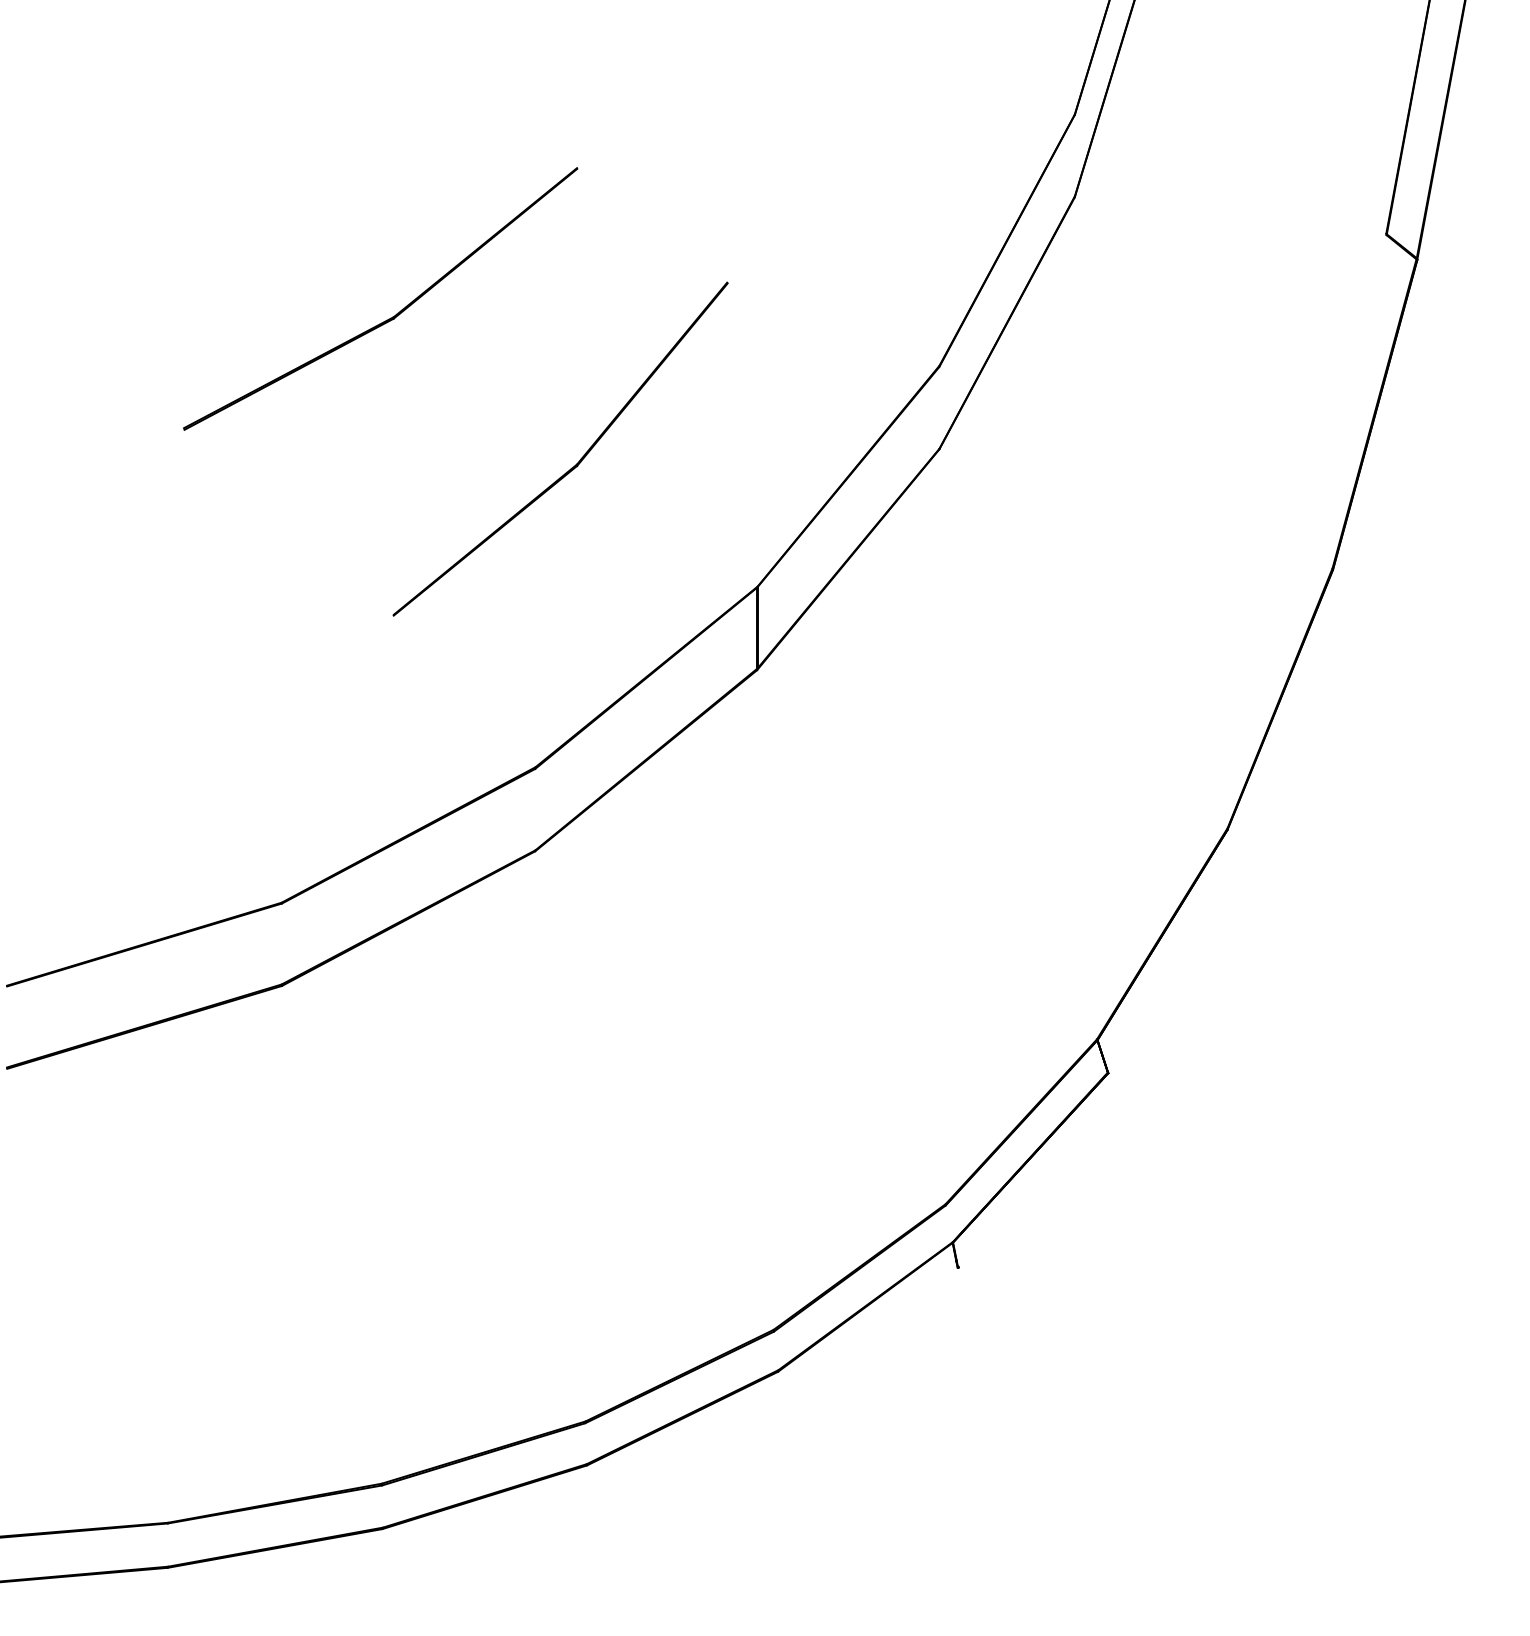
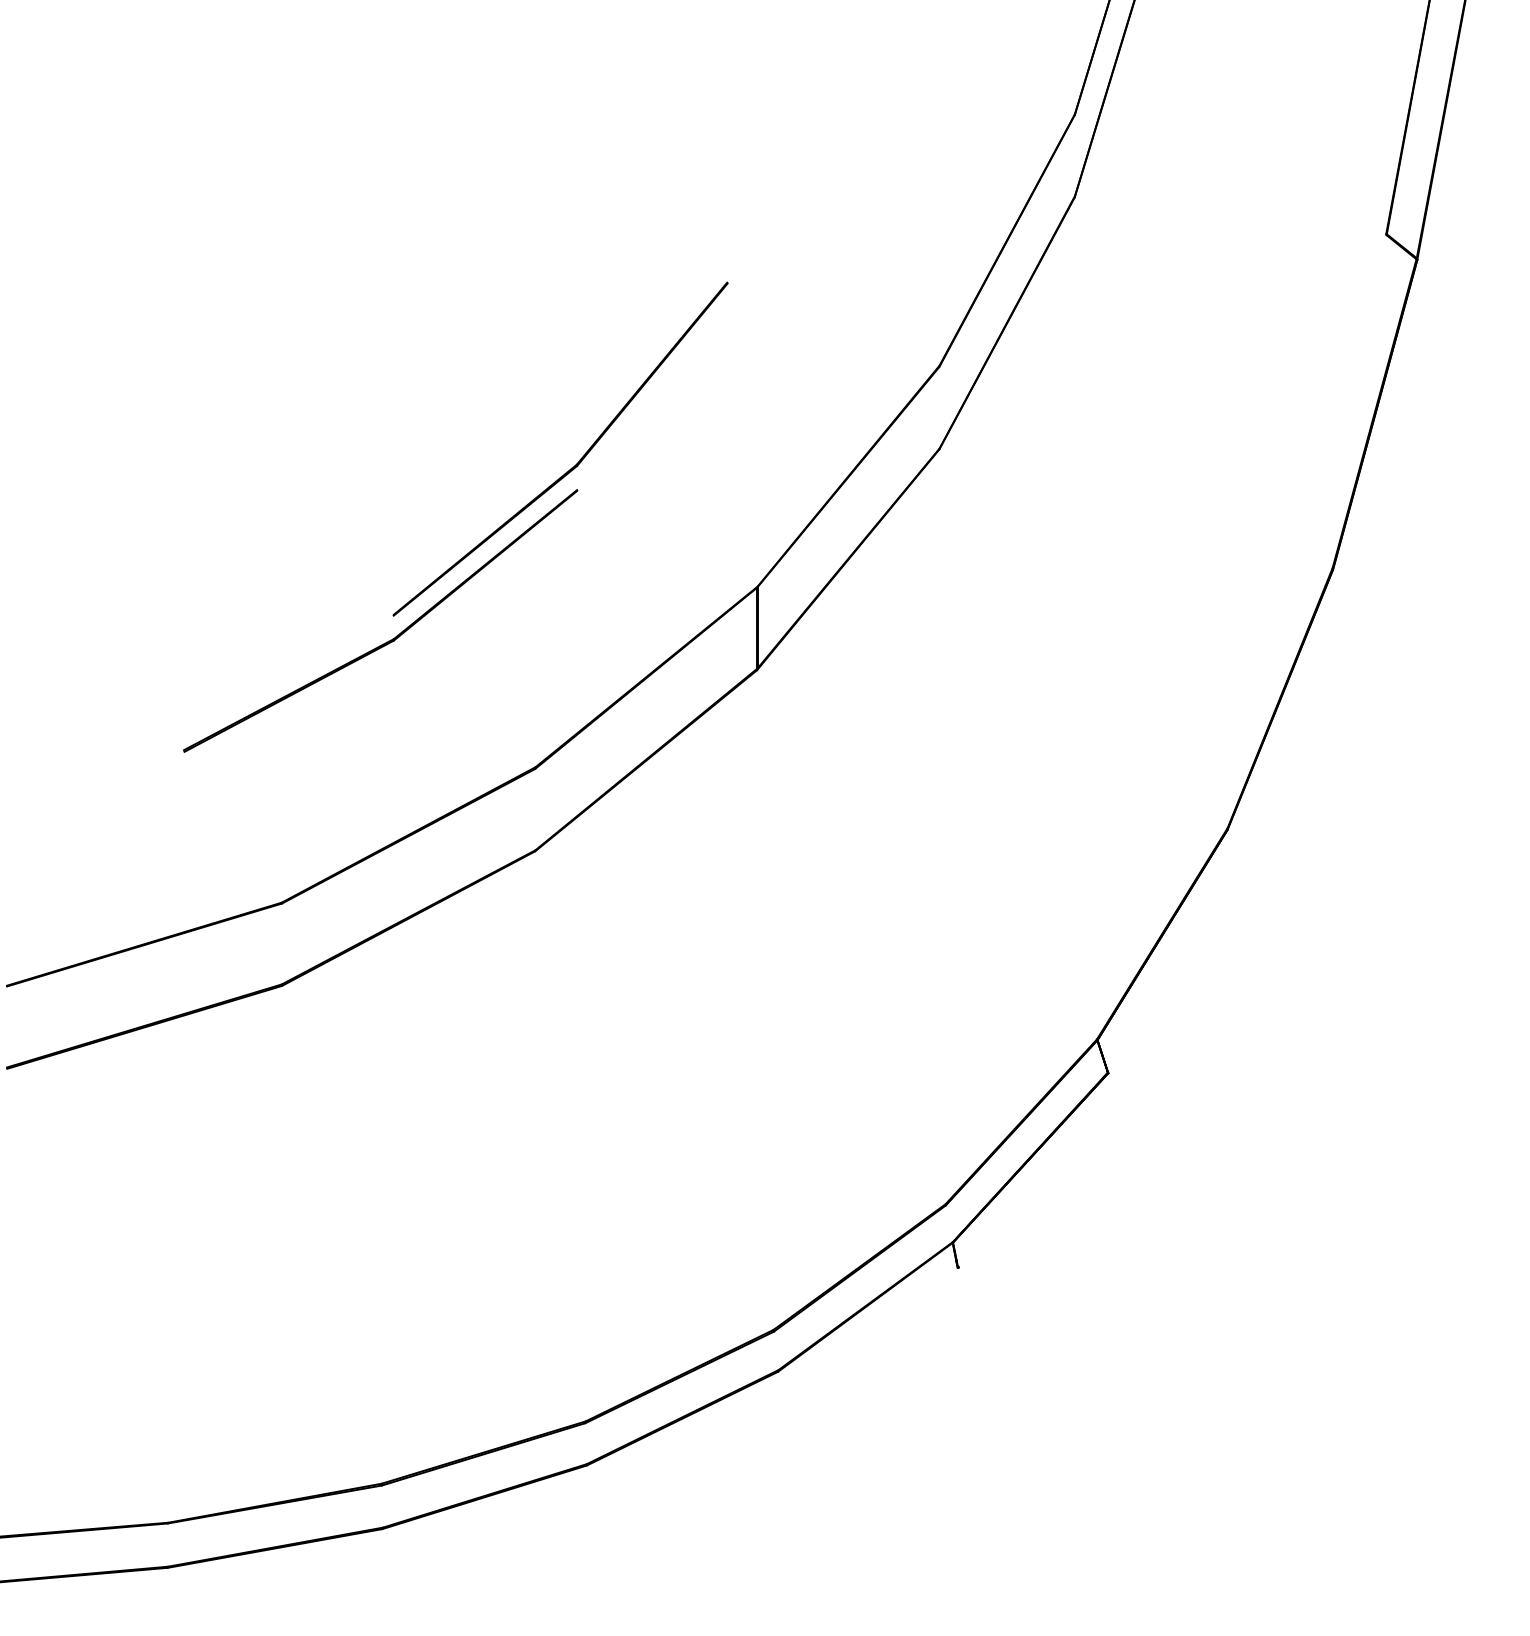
part position: (390, 317) -> (390, 639) (390, 639)
